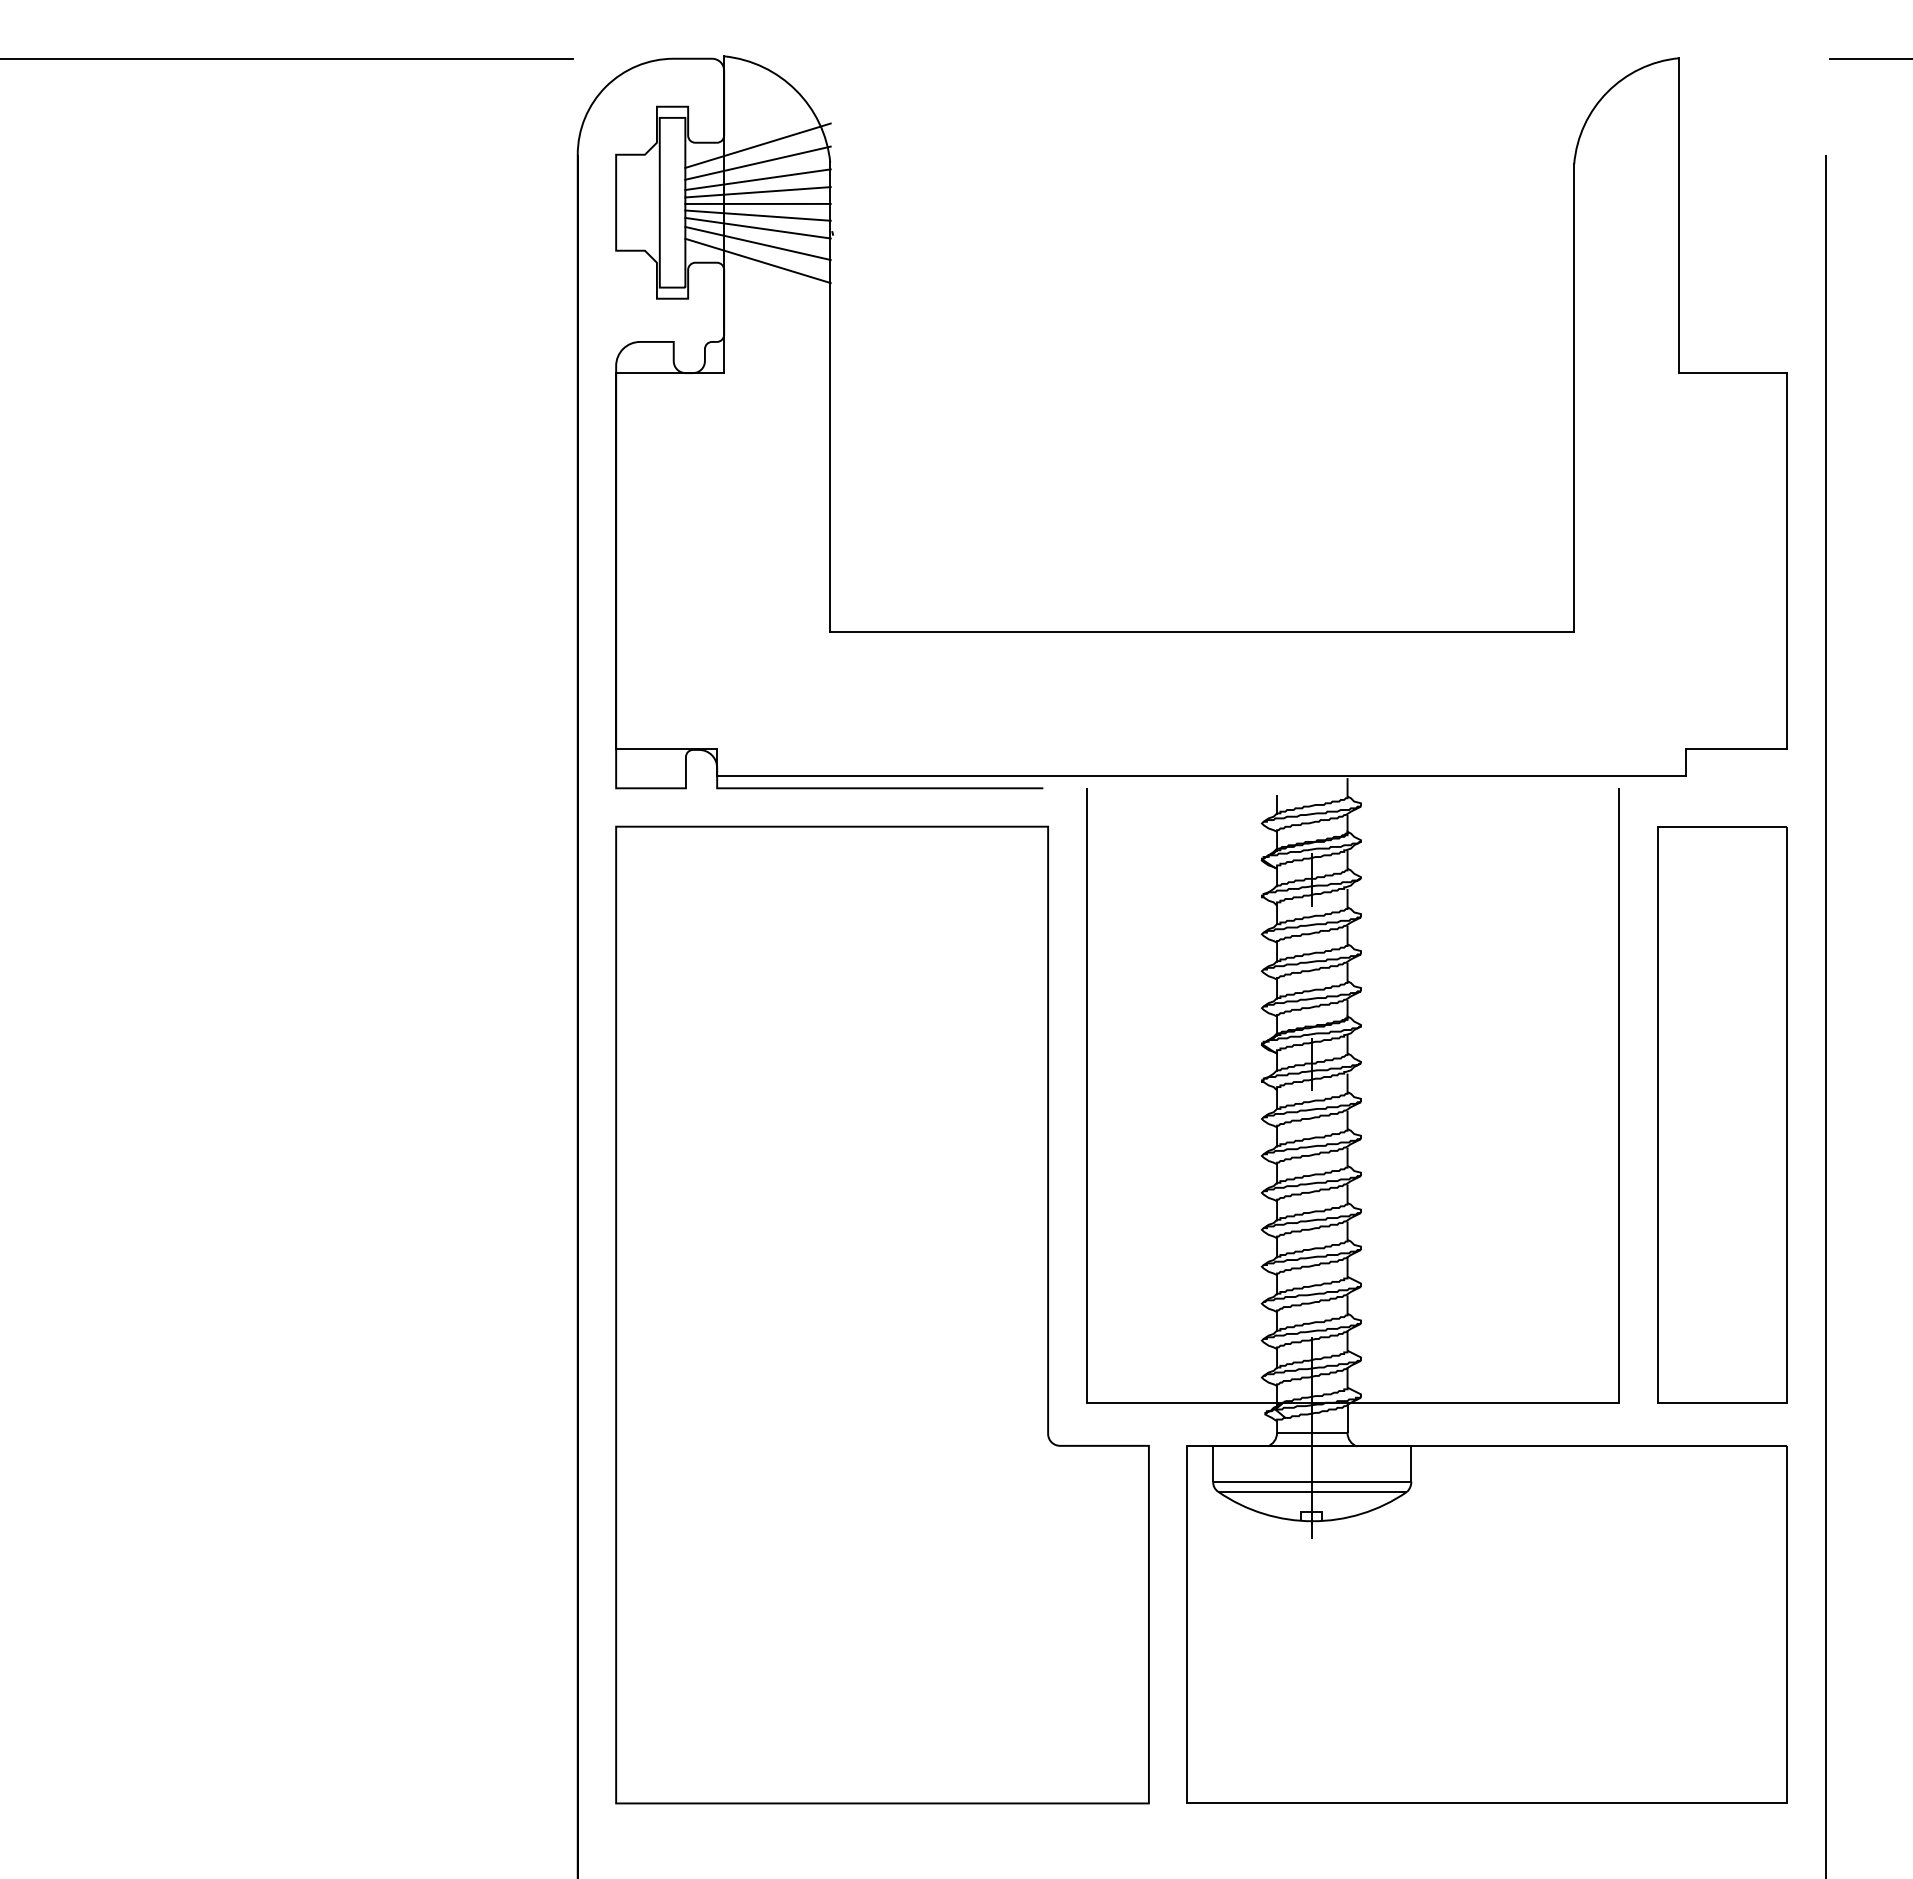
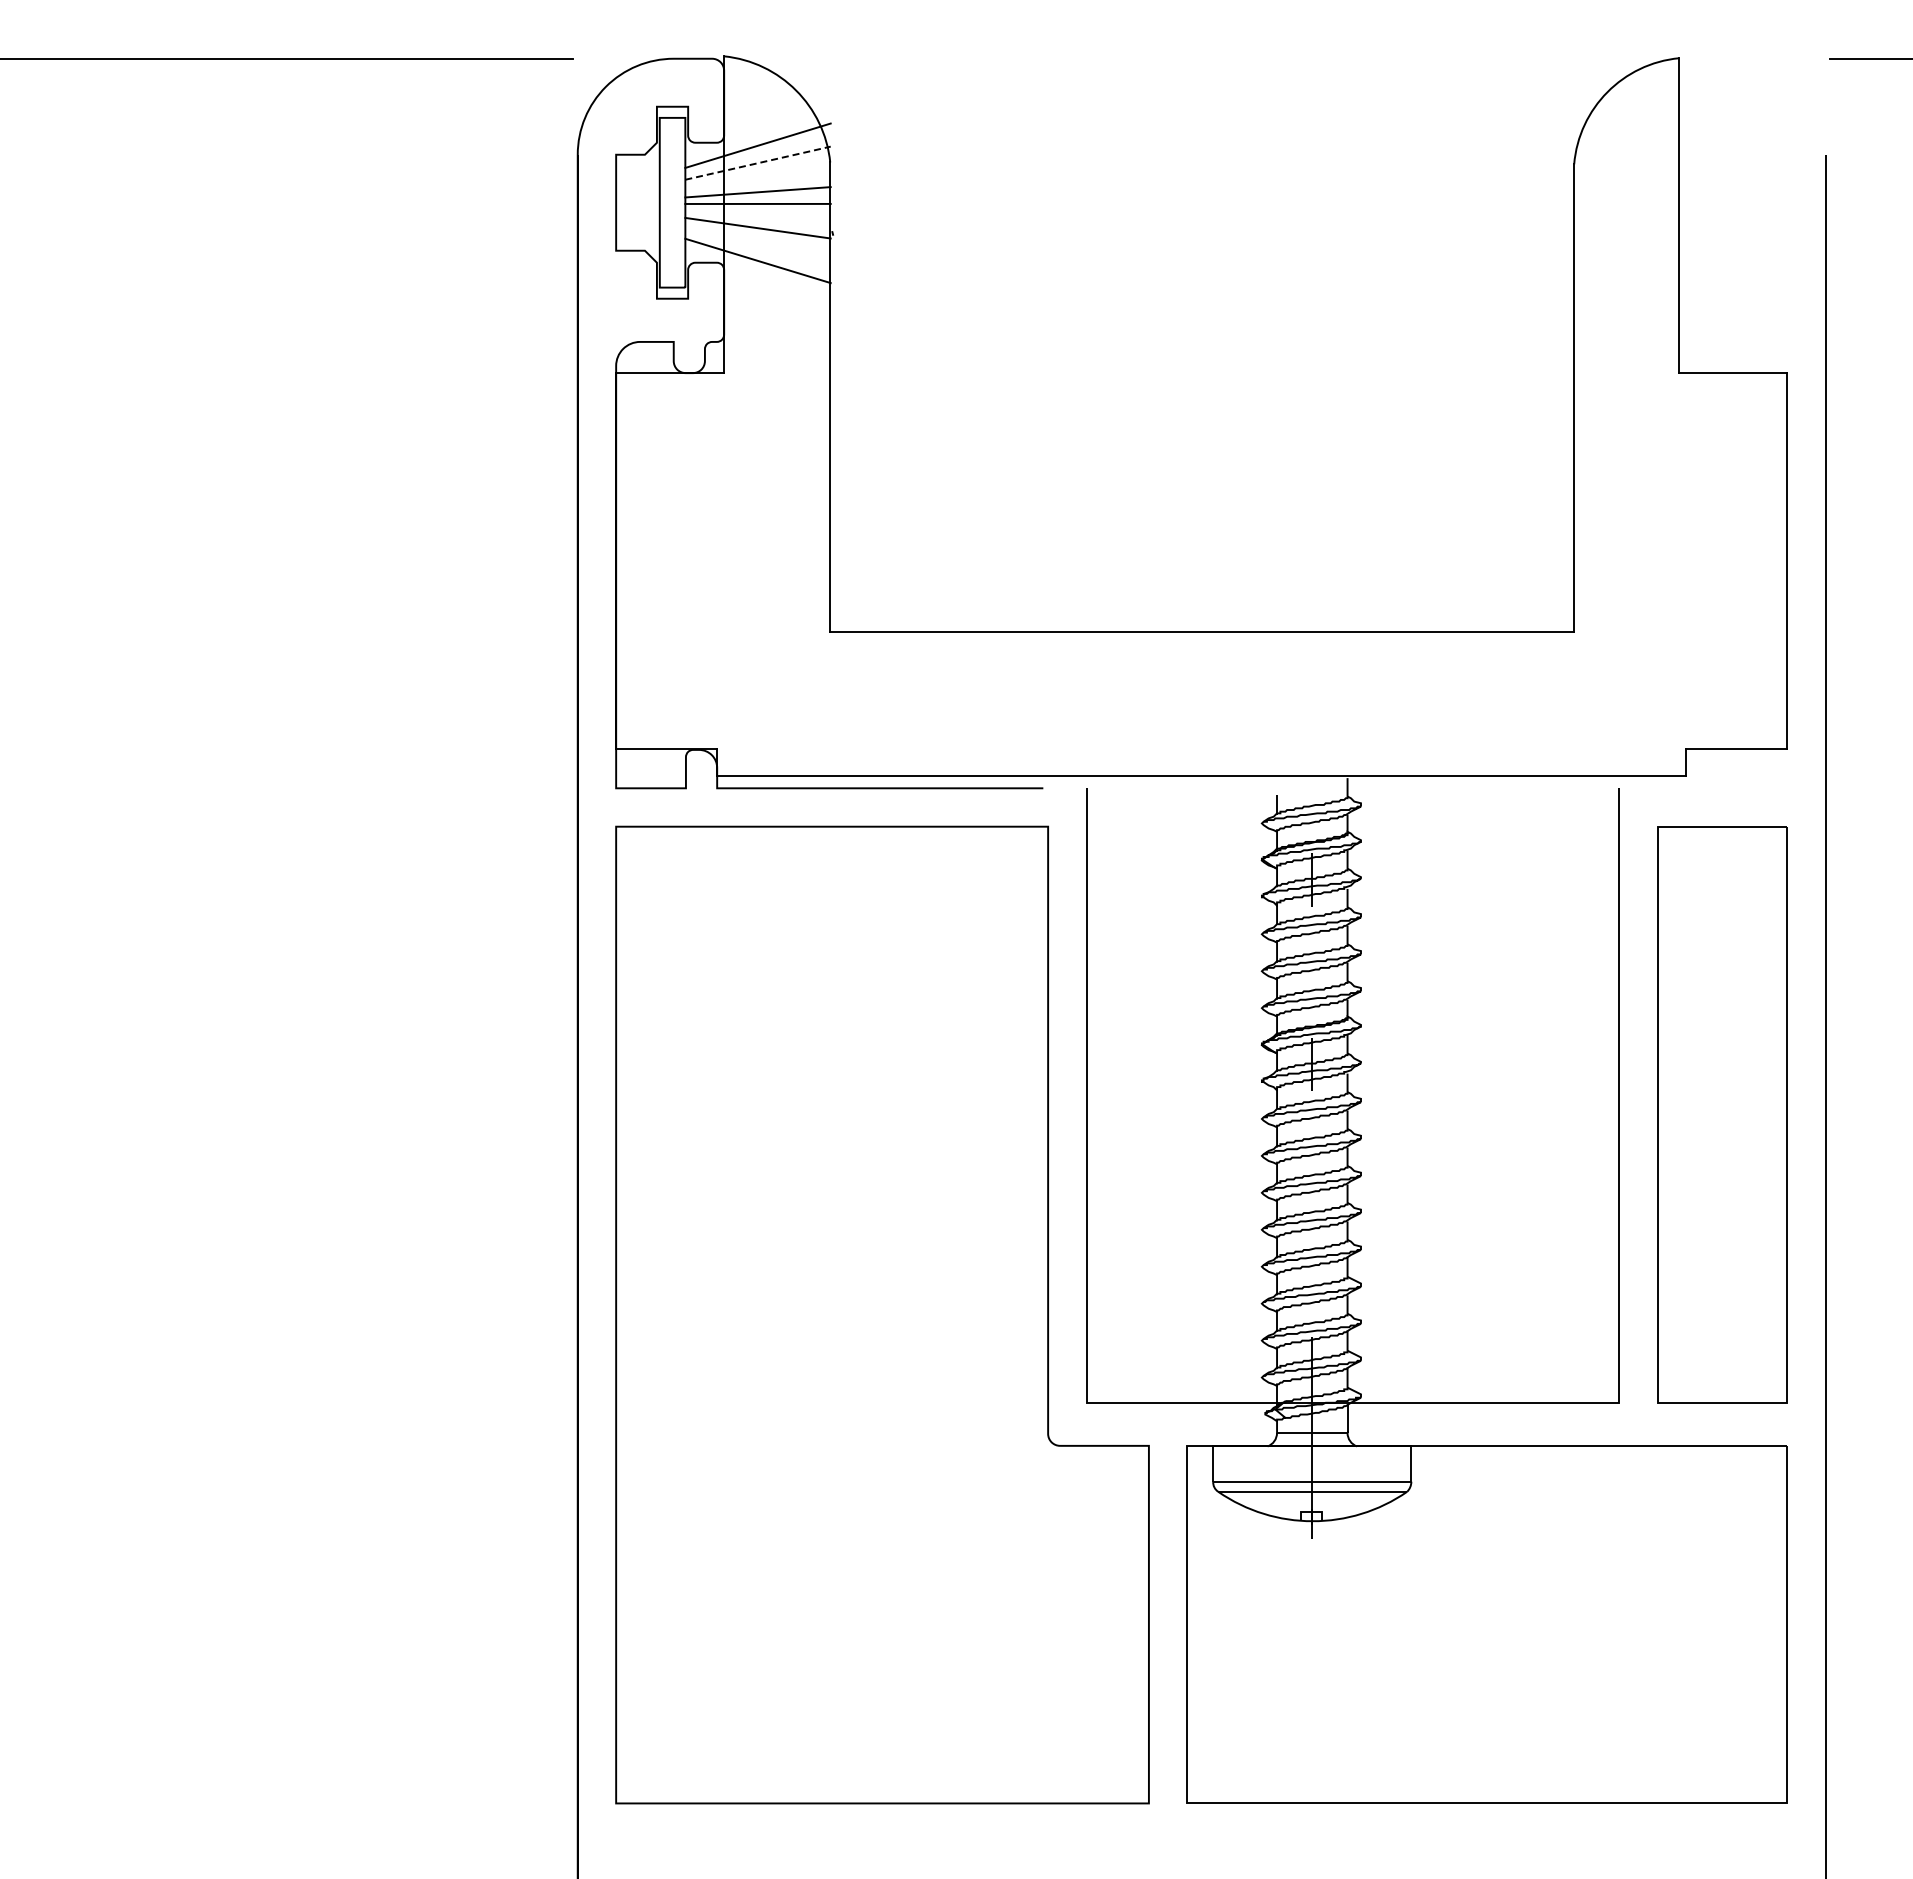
line: solid -> dashed (758, 163)
line: present -> none (757, 179)
line: present -> none (757, 215)
line: present -> none (757, 243)
